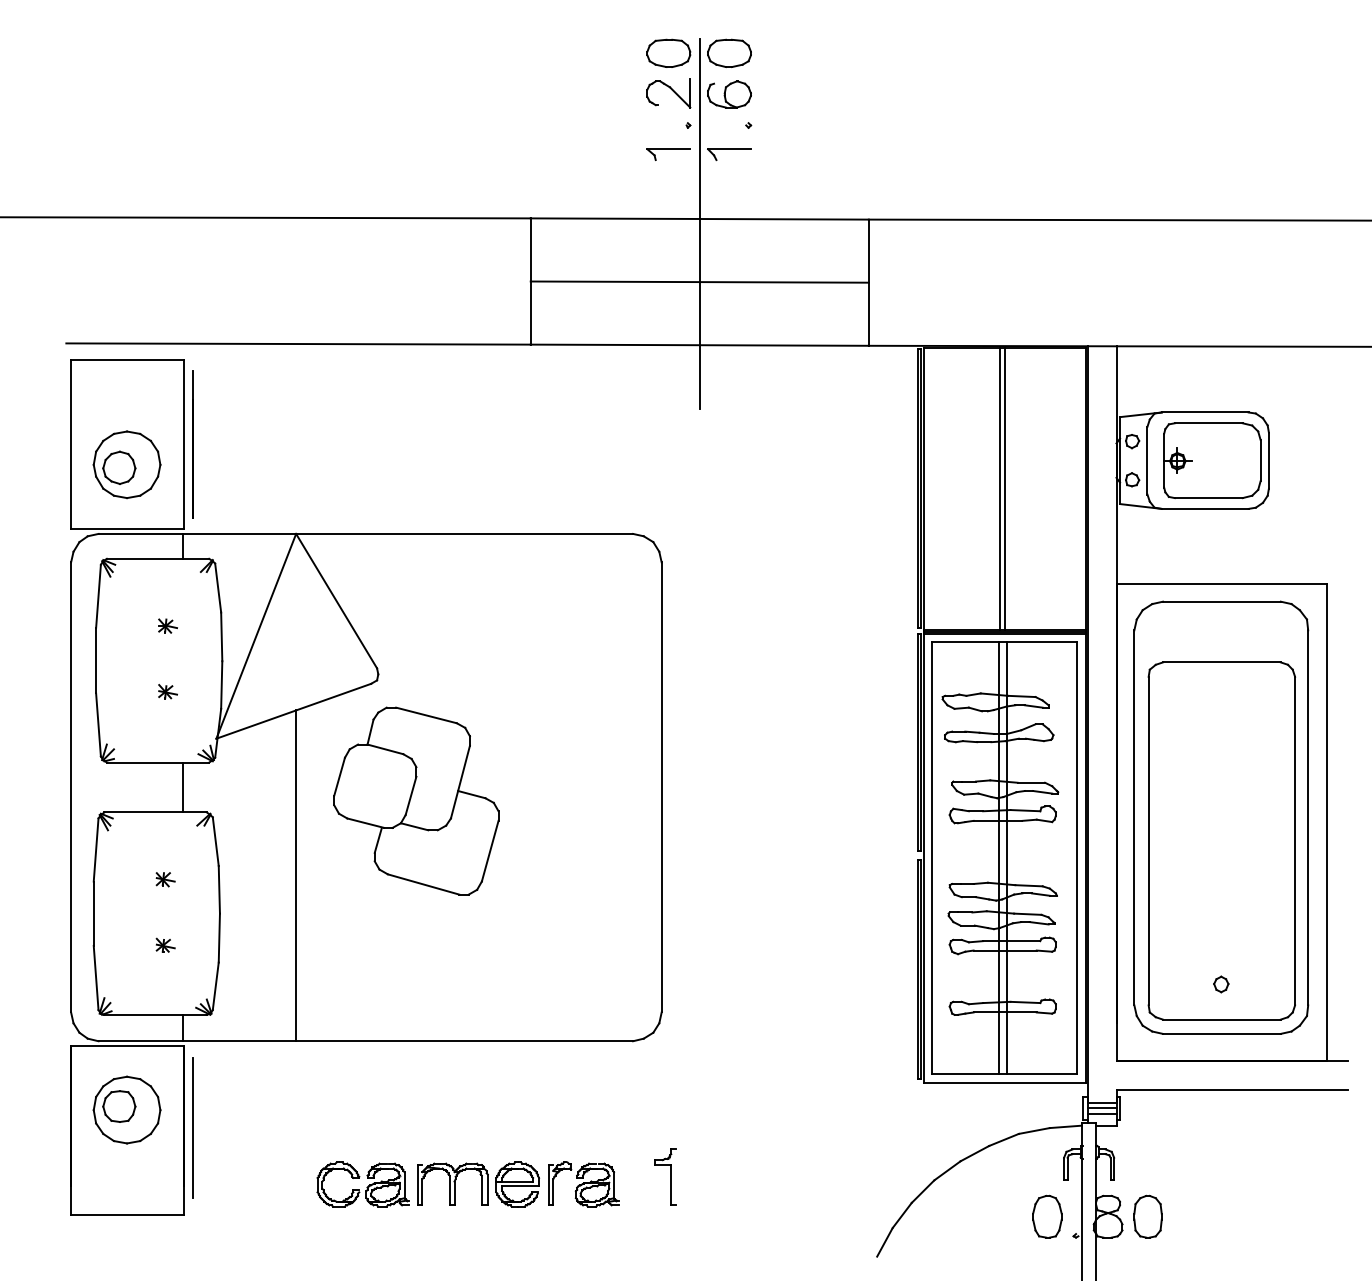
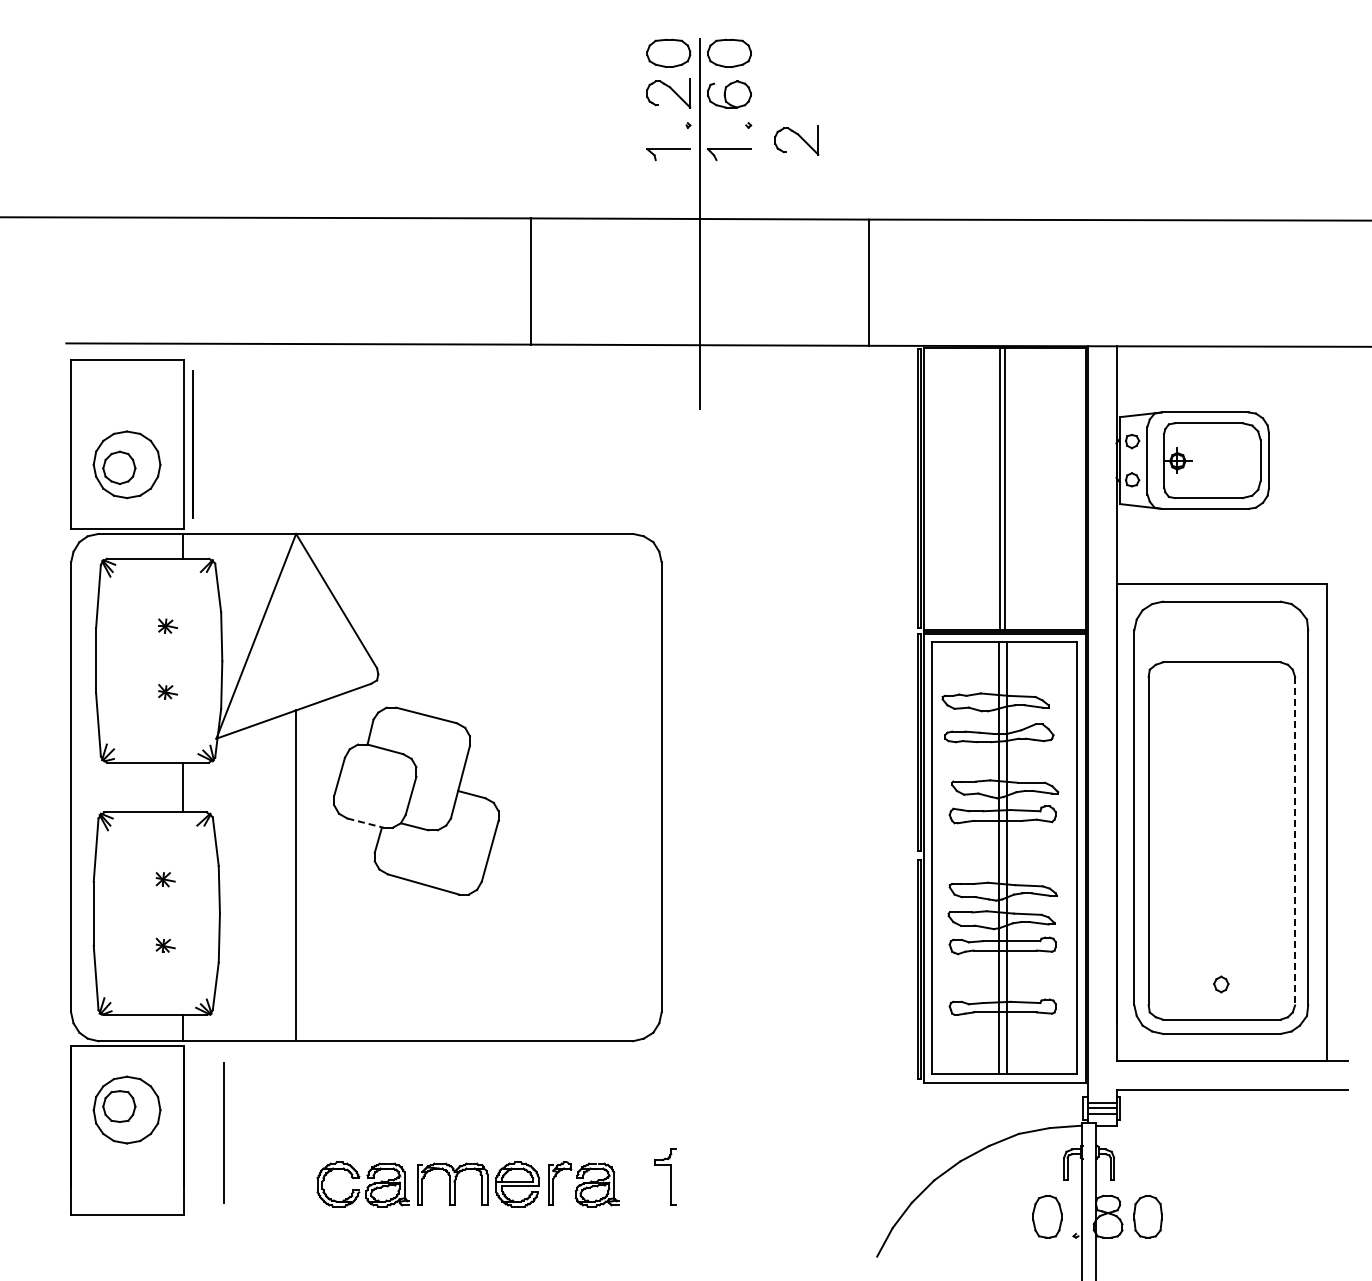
part: none -> present (796, 140)
line: present -> none (699, 281)
line: solid -> dashed (366, 823)
line: solid -> dashed (1295, 841)
line position: (192, 1127) -> (223, 1132) (223, 1132)
